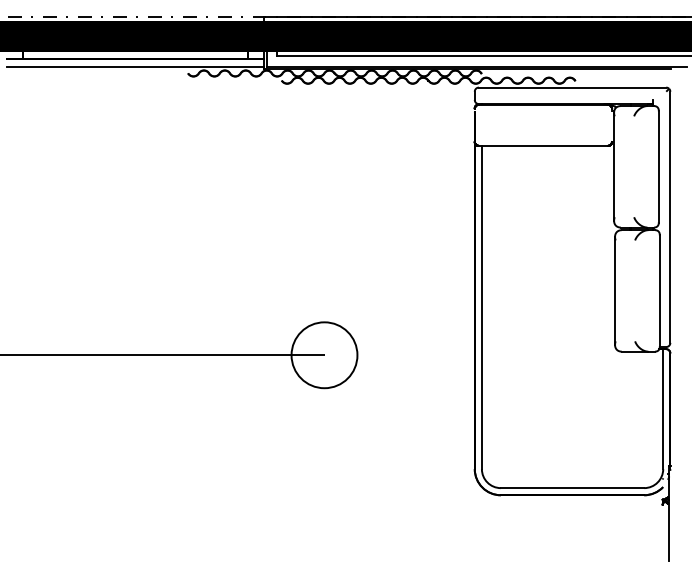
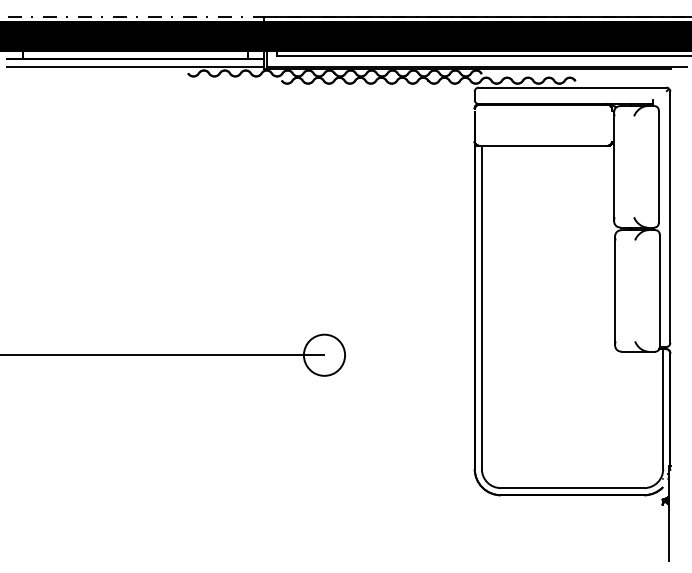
circle diameter: 66 px -> 41 px (324, 354)
